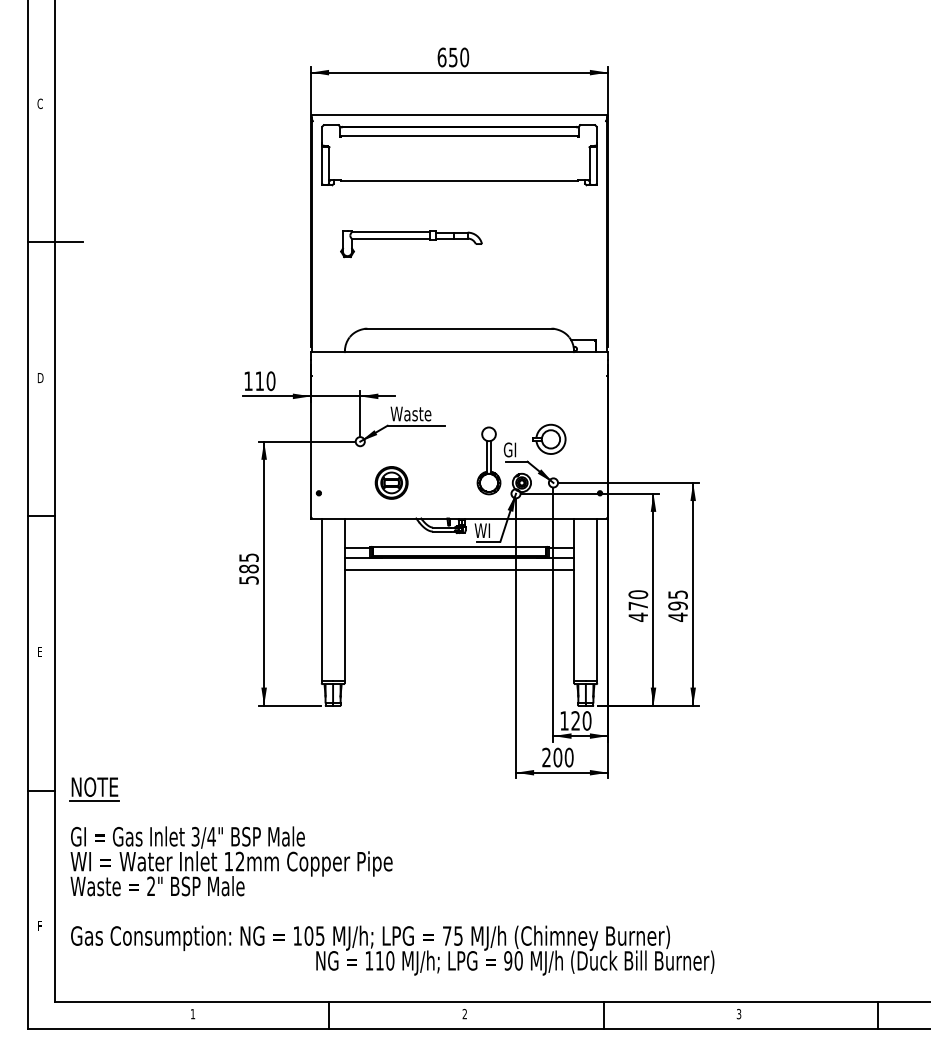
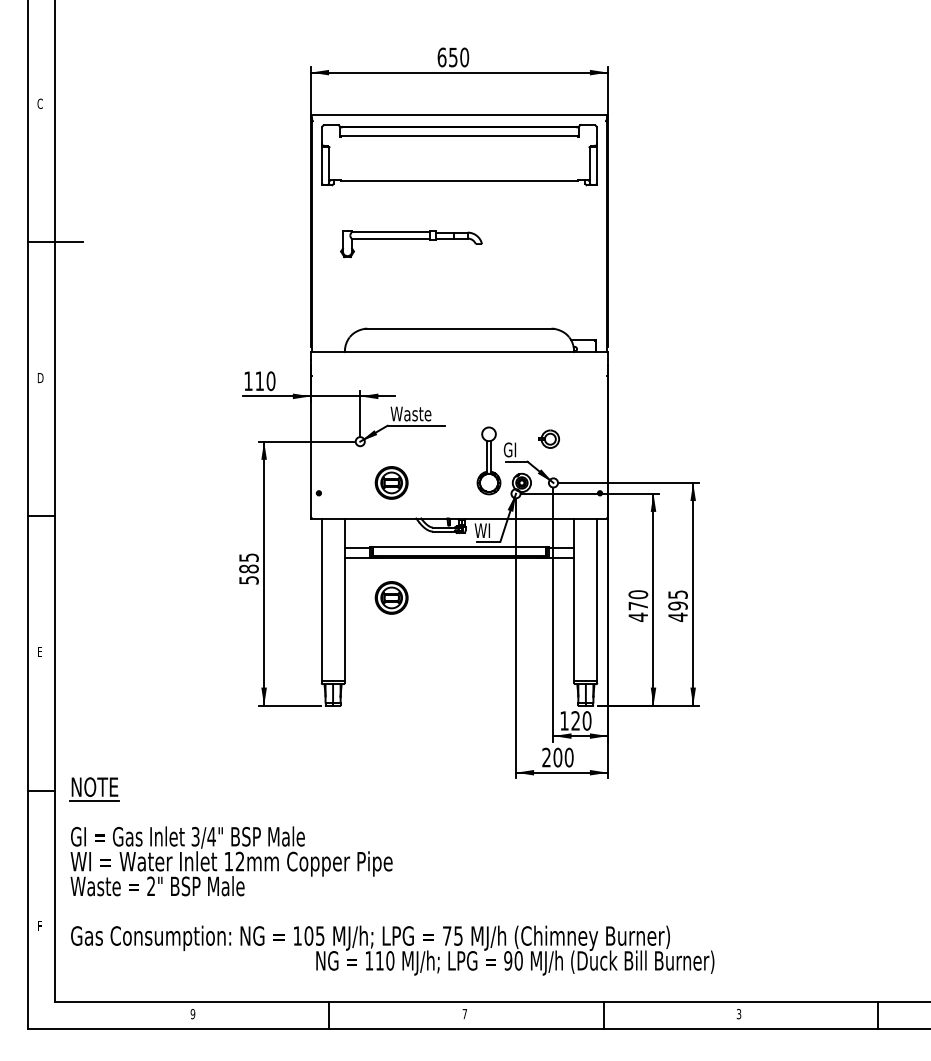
part size: 35x32 px -> 22x20 px (548, 438)
line: present -> none (459, 569)
part: none -> present (391, 597)
text: 1 -> 9 (192, 1014)
text: 2 -> 7 (464, 1014)
